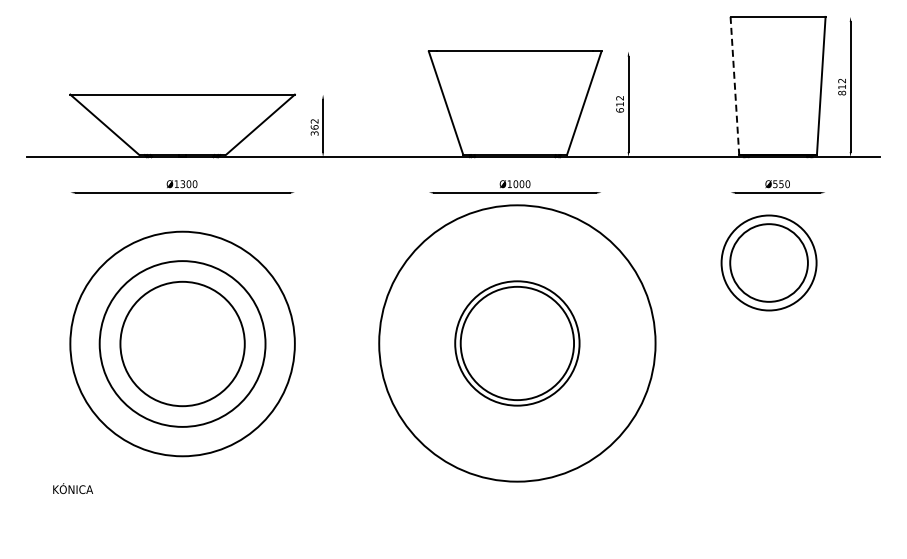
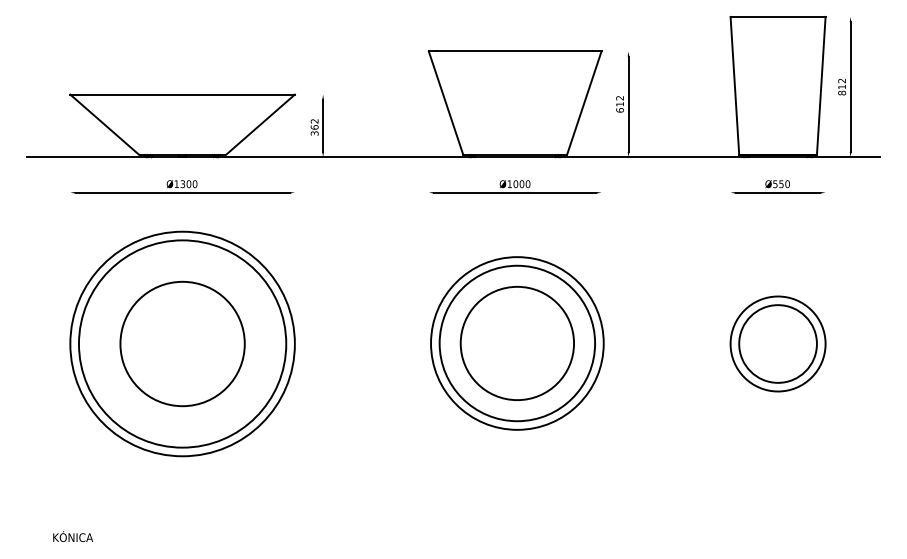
line: dashed -> solid (734, 86)
part position: (768, 262) -> (777, 343) (777, 343)
circle diameter: 166 px -> 207 px (182, 343)
circle diameter: 124 px -> 155 px (517, 343)
circle diameter: 276 px -> 173 px (517, 343)
text position: (72, 488) -> (72, 536) (72, 536)
